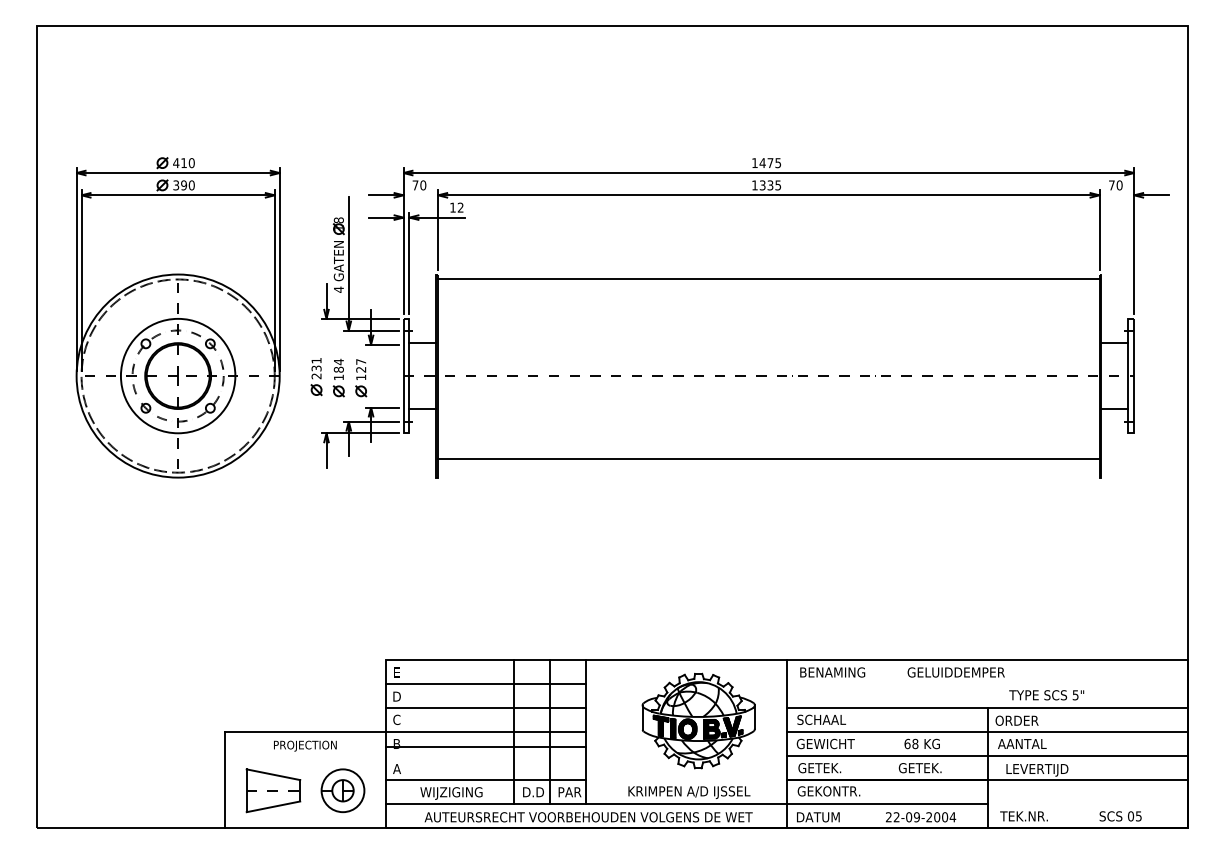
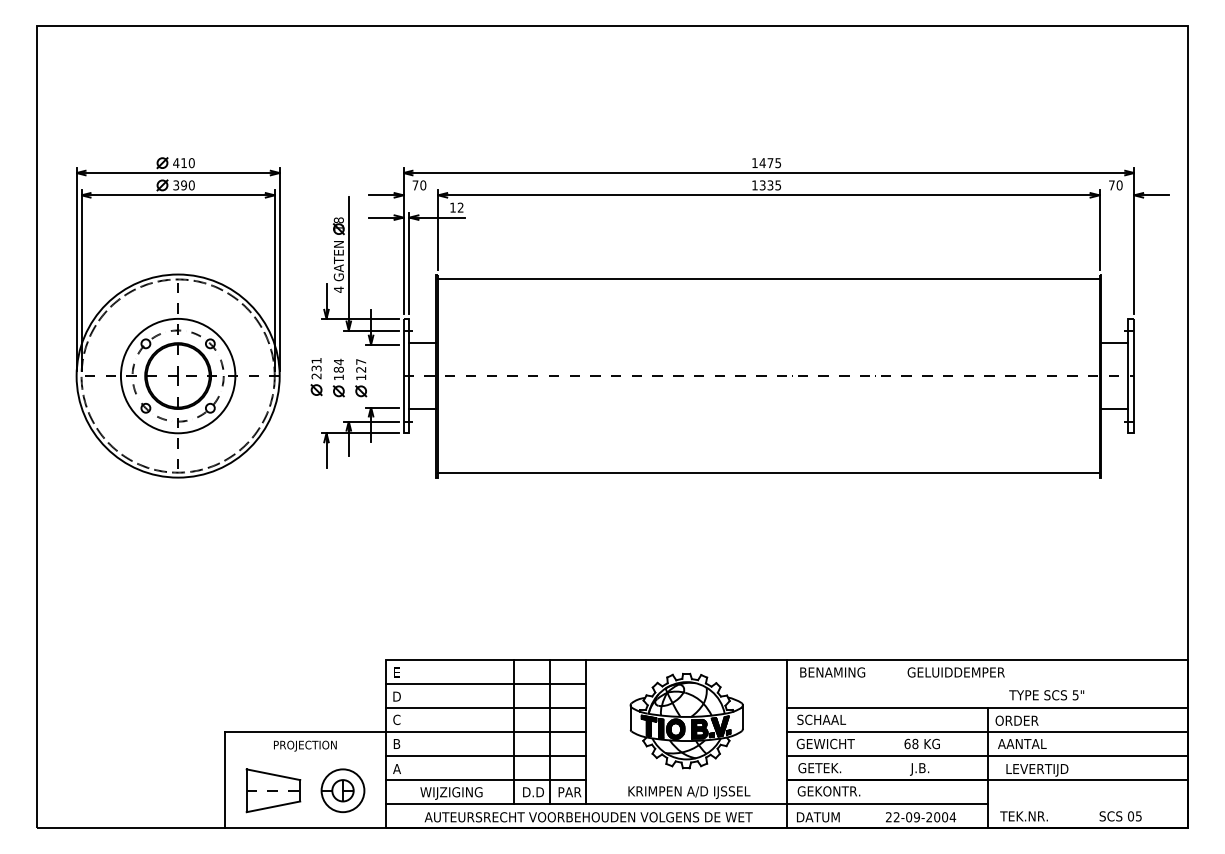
line position: (768, 458) -> (768, 472) (768, 472)
part position: (698, 720) -> (686, 720) (686, 720)
line position: (485, 747) -> (485, 756) (485, 756)
text: GETEK. -> J.B. (919, 769)
